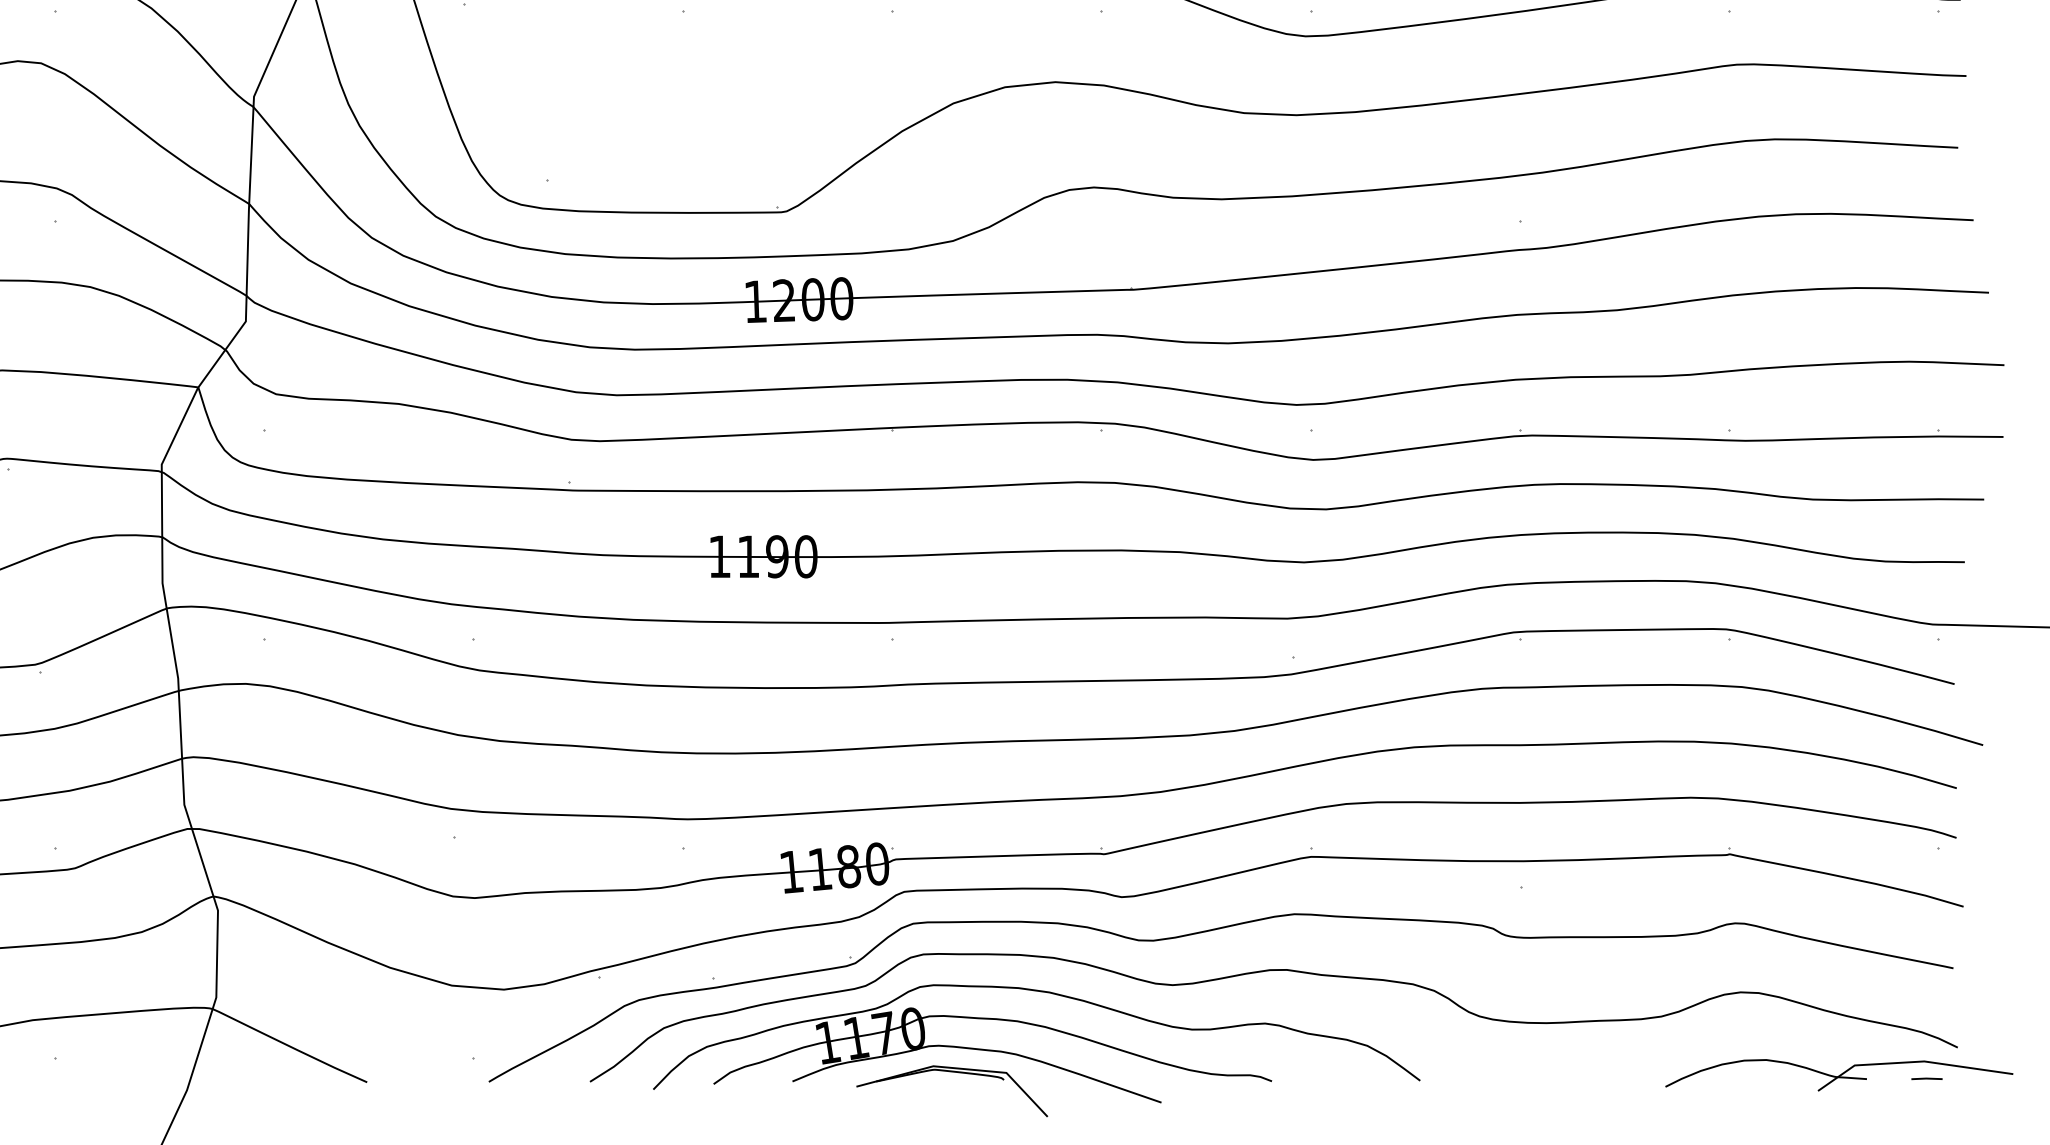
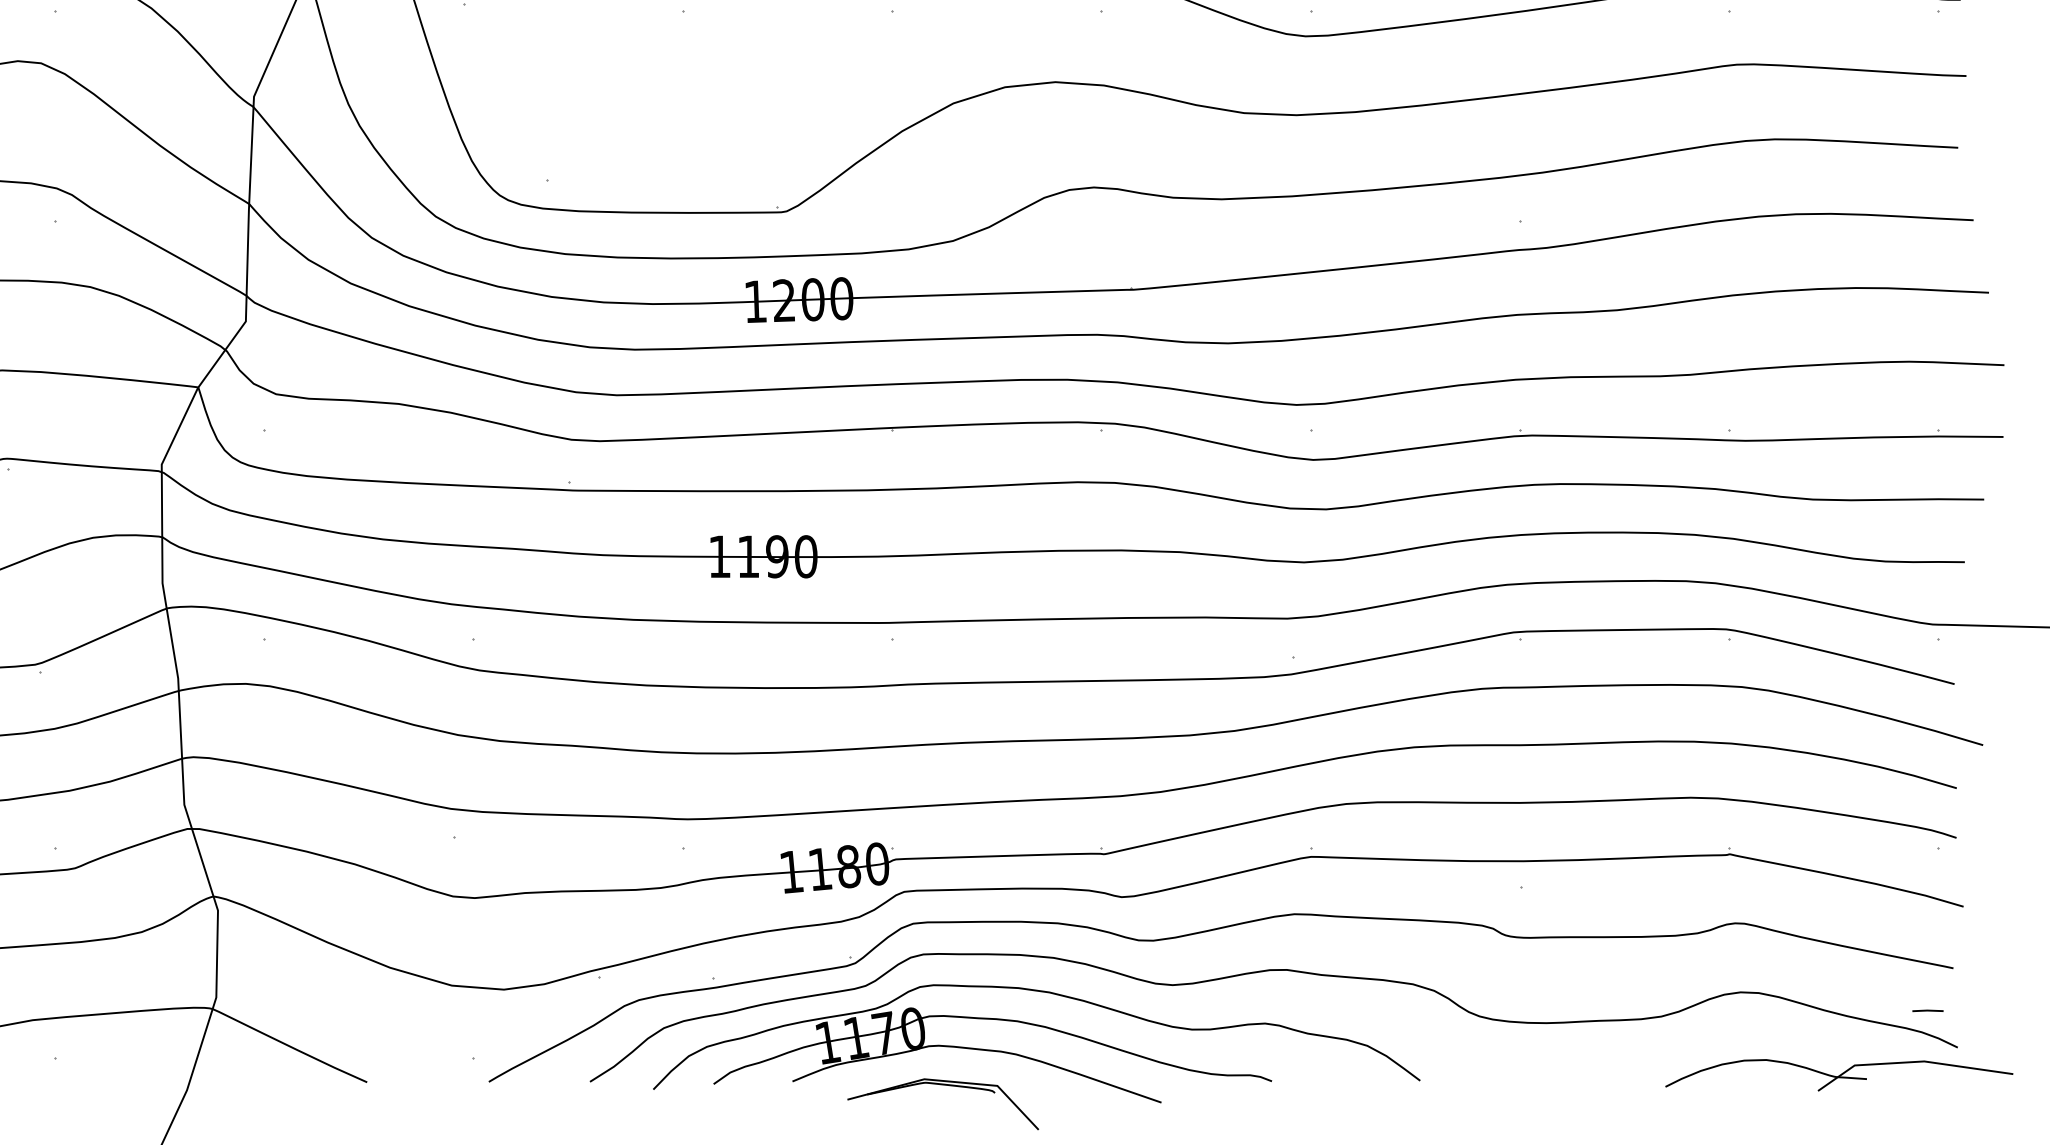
part position: (958, 1073) -> (949, 1086) (949, 1086)
line position: (1926, 1078) -> (1927, 1010) (1927, 1010)
